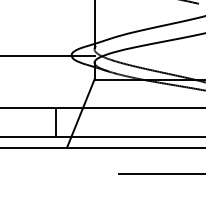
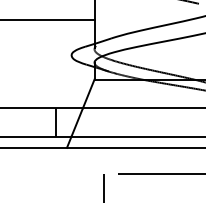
line position: (48, 55) -> (48, 19) (48, 19)
line: none -> present (103, 186)
